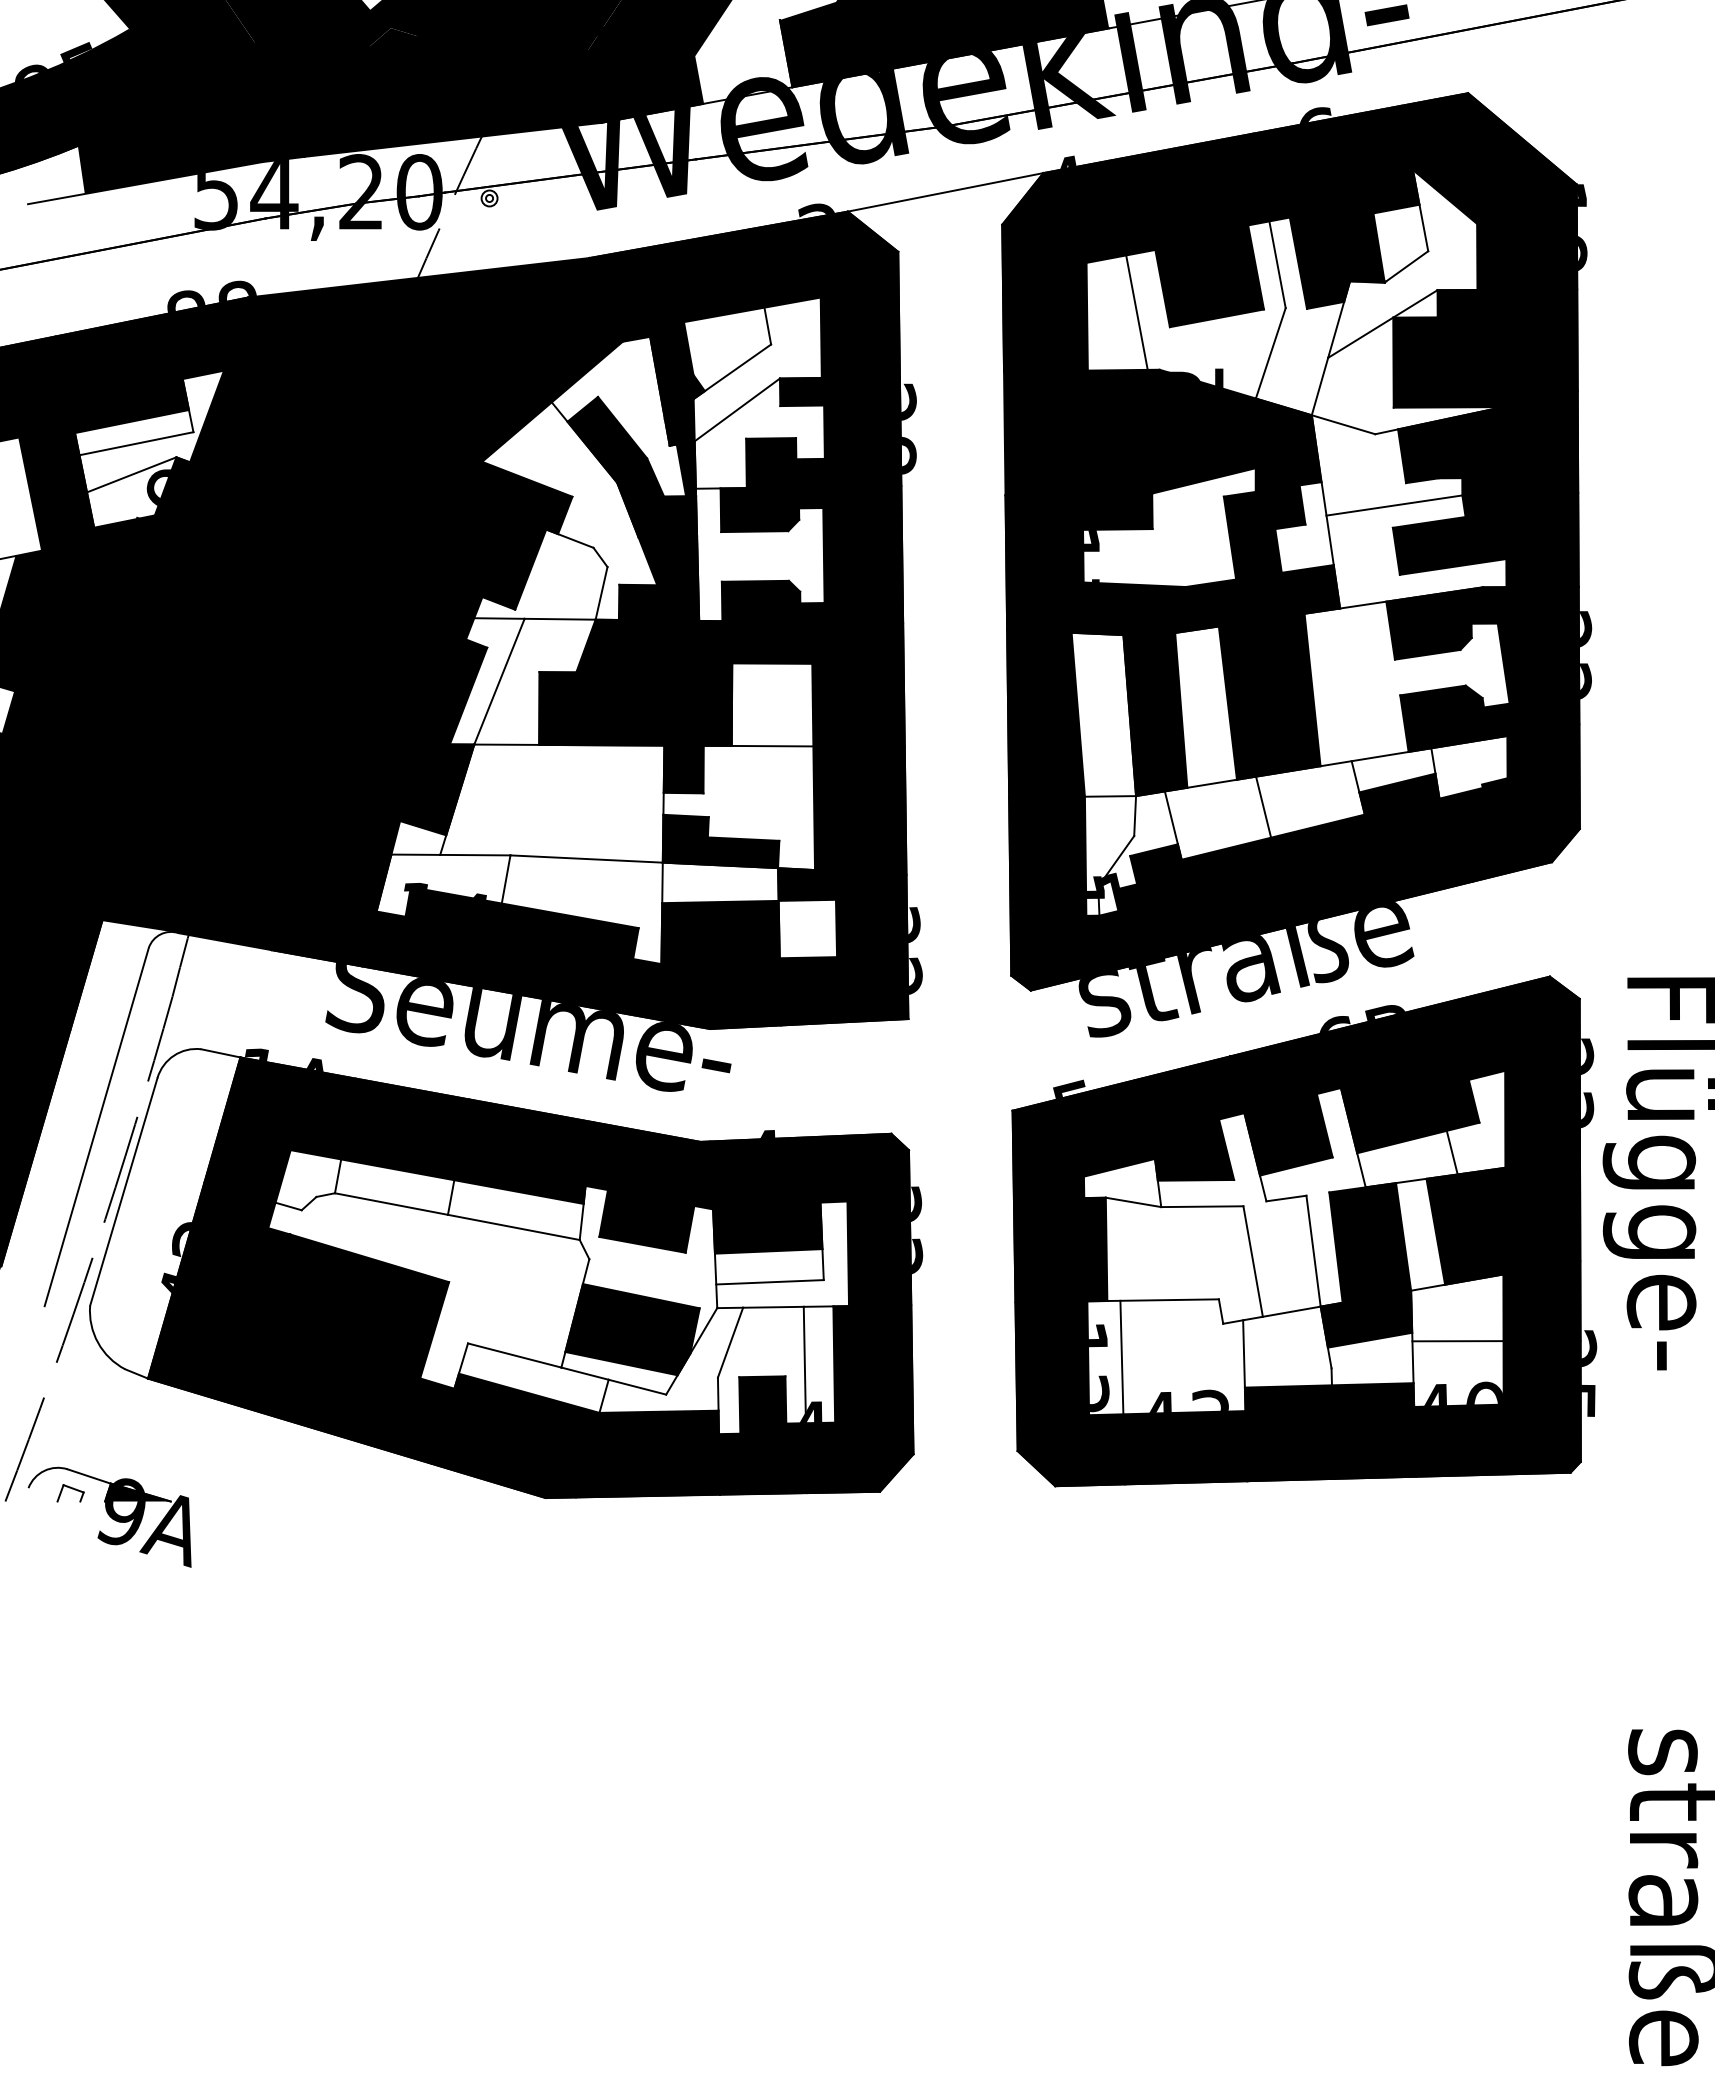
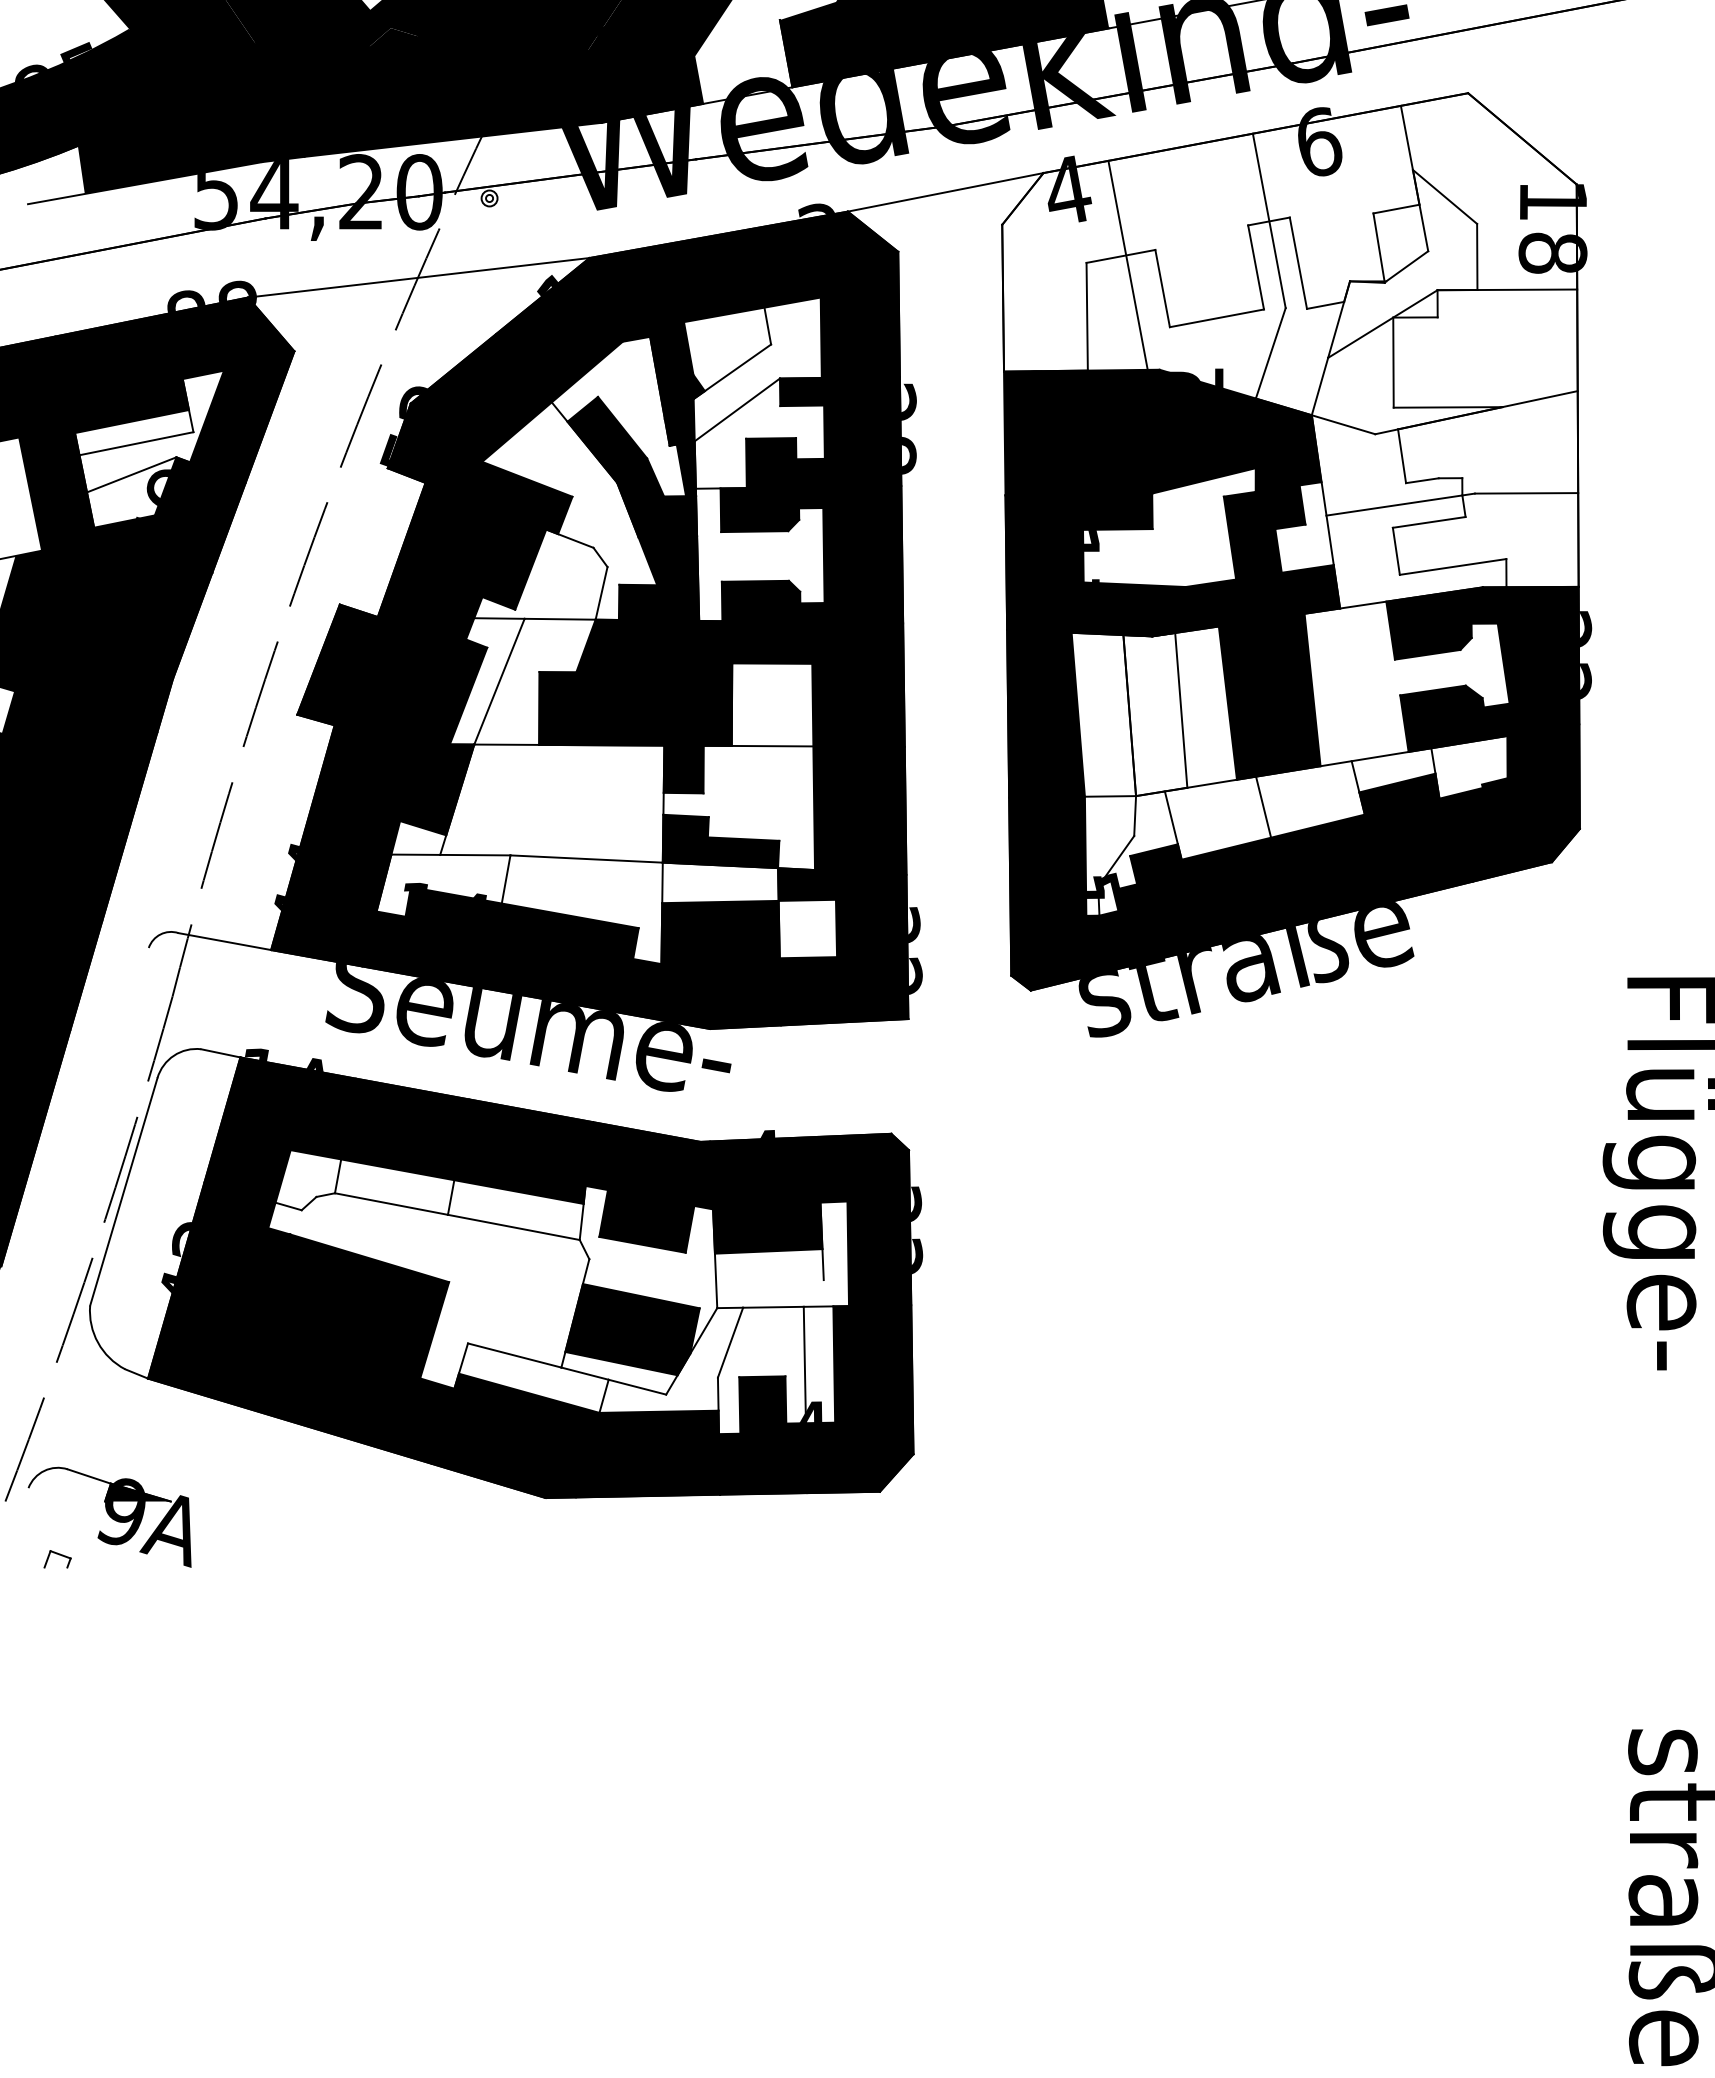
fill: present -> none (1290, 340)
fill: present -> none (345, 604)
fill: present -> none (1155, 714)
line: present -> none (96, 1127)
part: present -> none (1304, 1231)
line: present -> none (769, 1282)
part position: (70, 1493) -> (57, 1559) (57, 1559)
